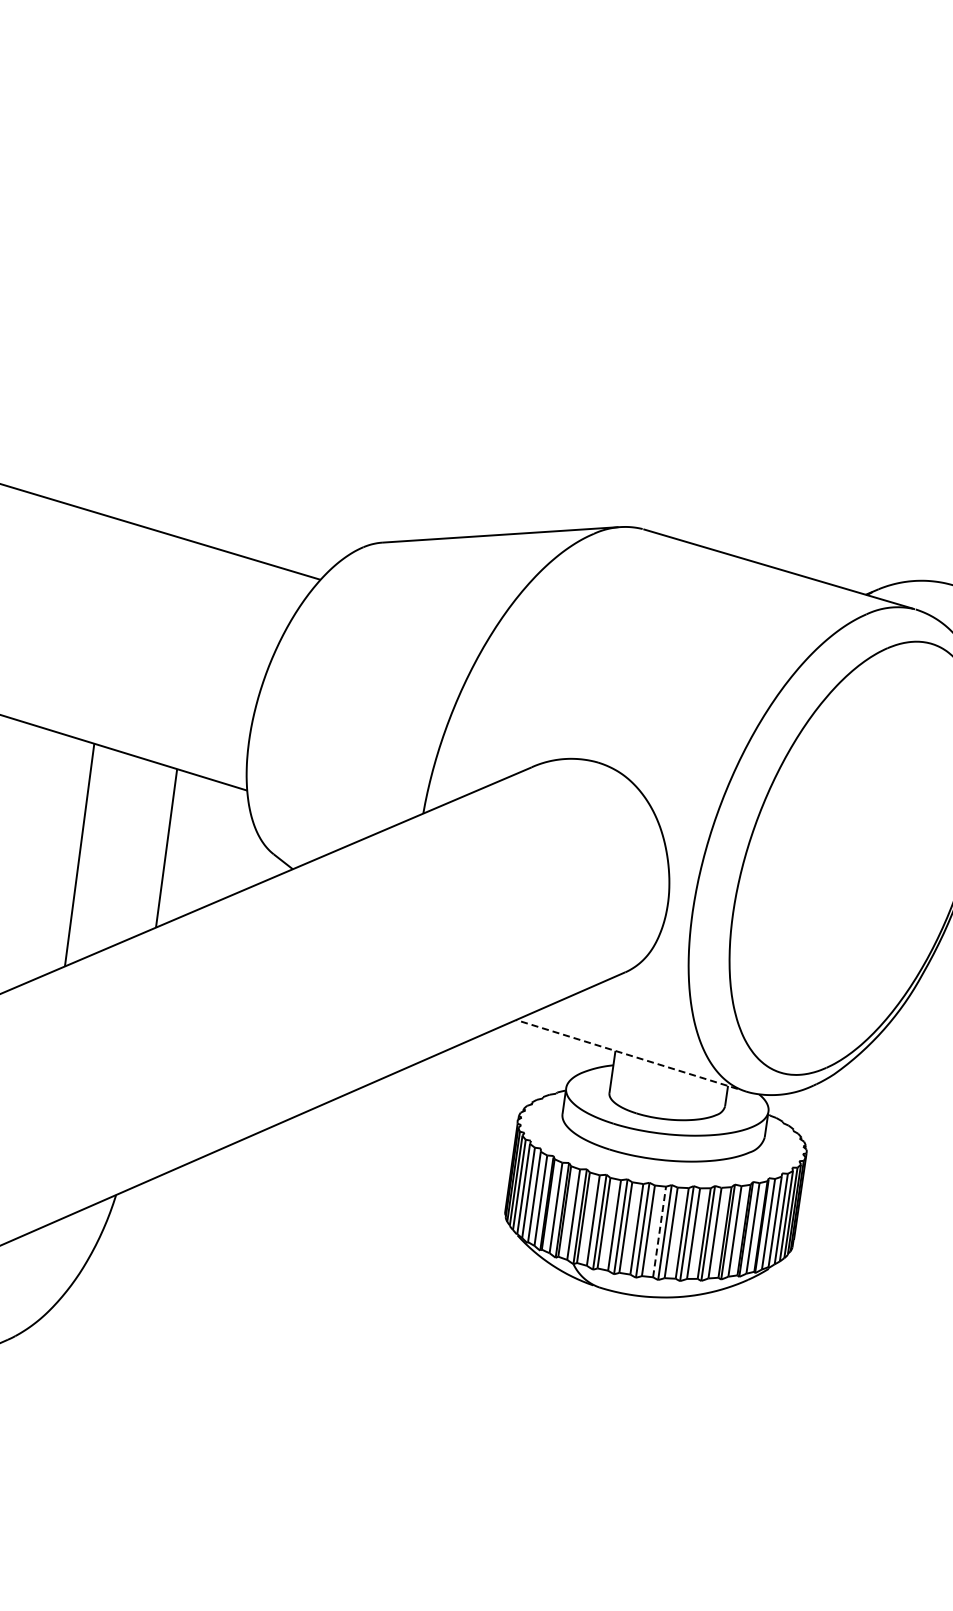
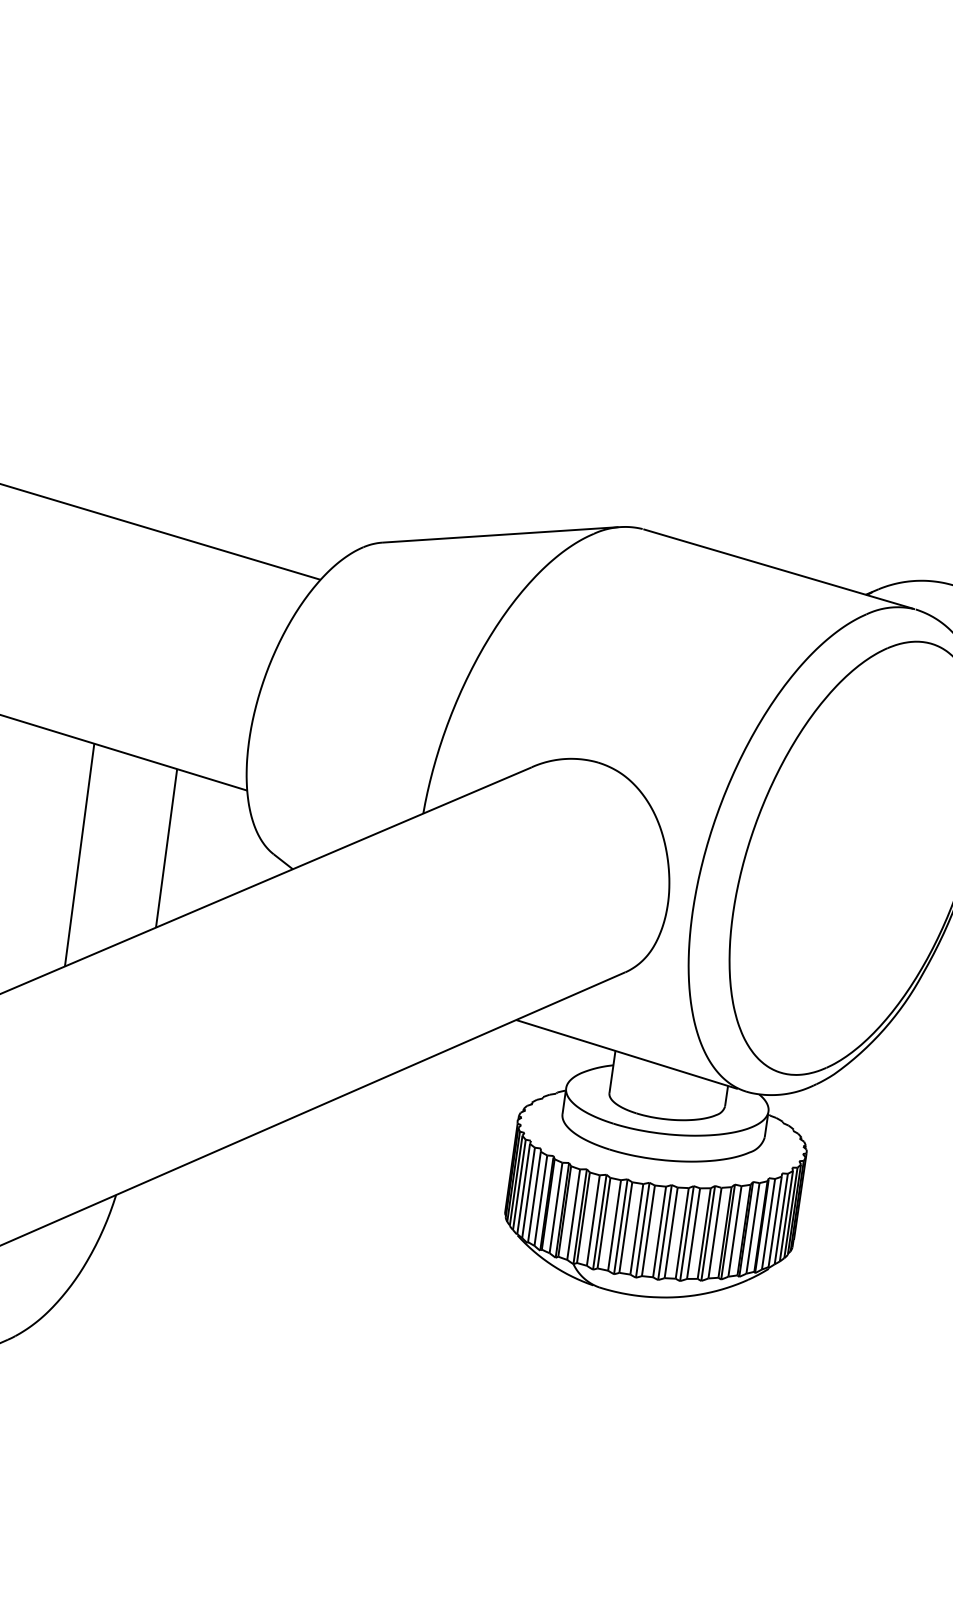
line: dashed -> solid (626, 1054)
line: dashed -> solid (659, 1231)
